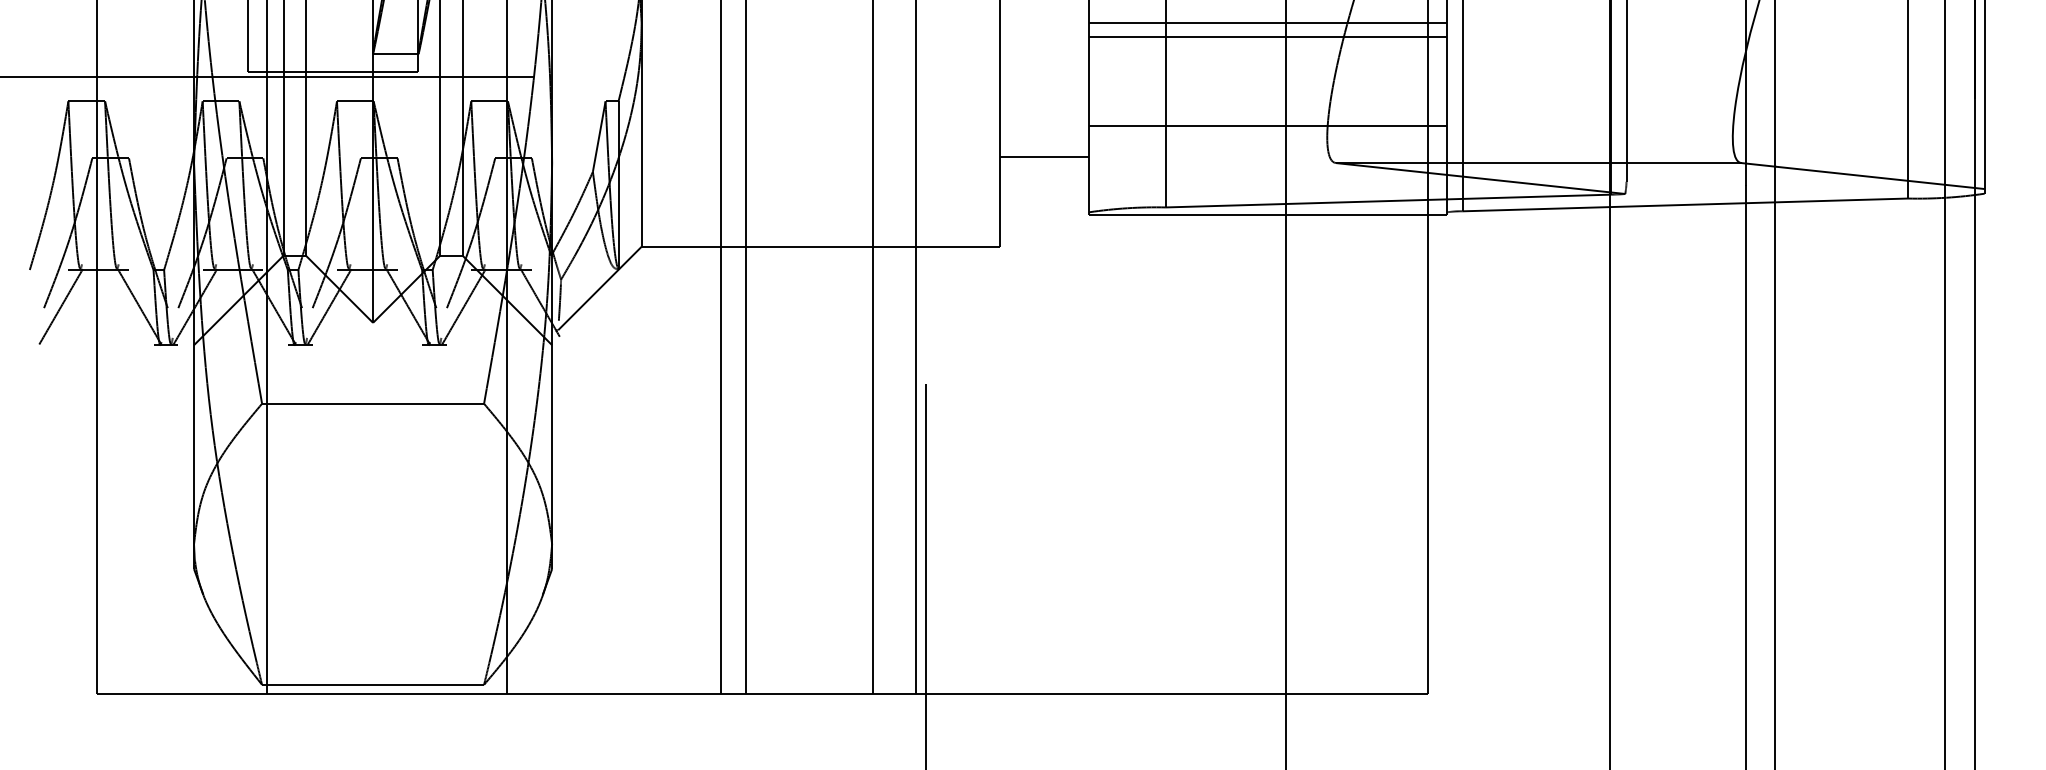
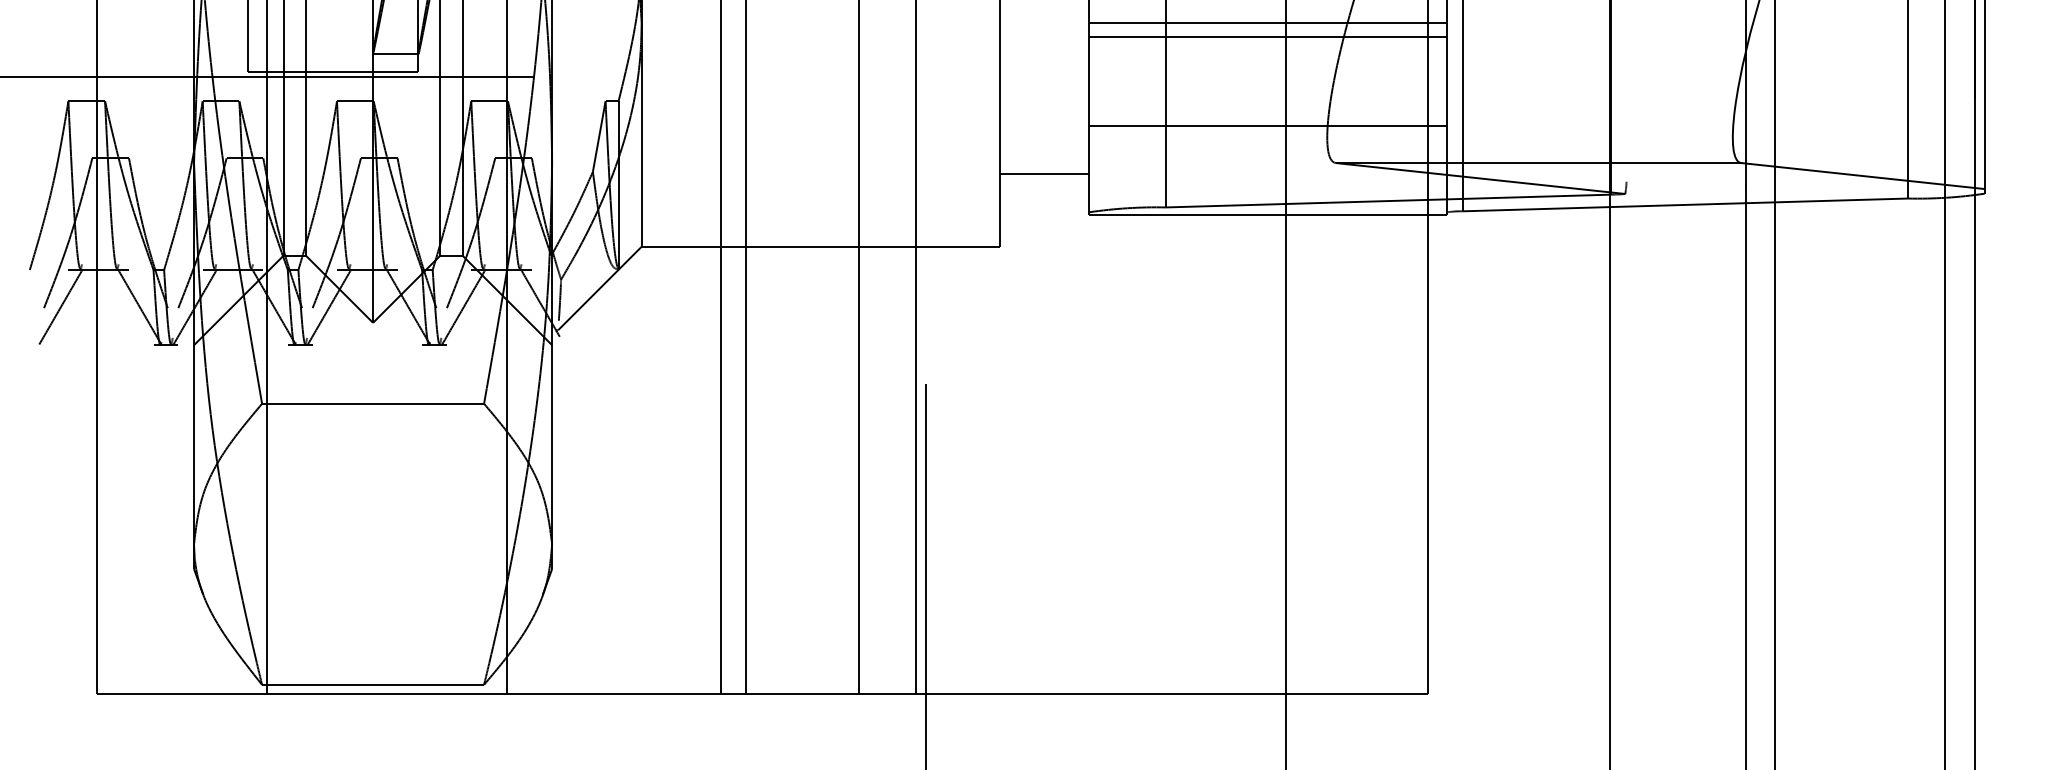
line: present -> none (1626, 91)
line position: (1044, 157) -> (1044, 174) (1044, 174)
line position: (873, 348) -> (859, 348) (859, 348)
